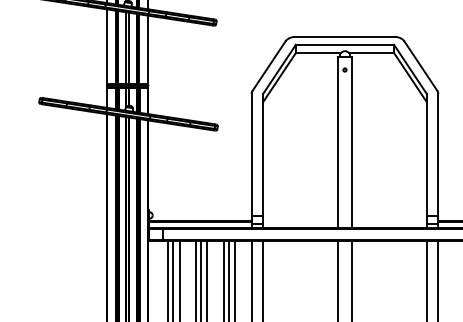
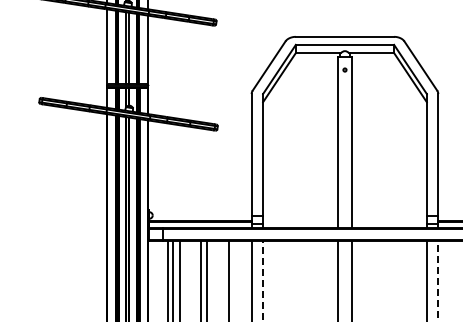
line: present -> none (195, 279)
line: present -> none (223, 279)
line: present -> none (235, 279)
line: solid -> dashed (263, 280)
line: solid -> dashed (438, 280)
